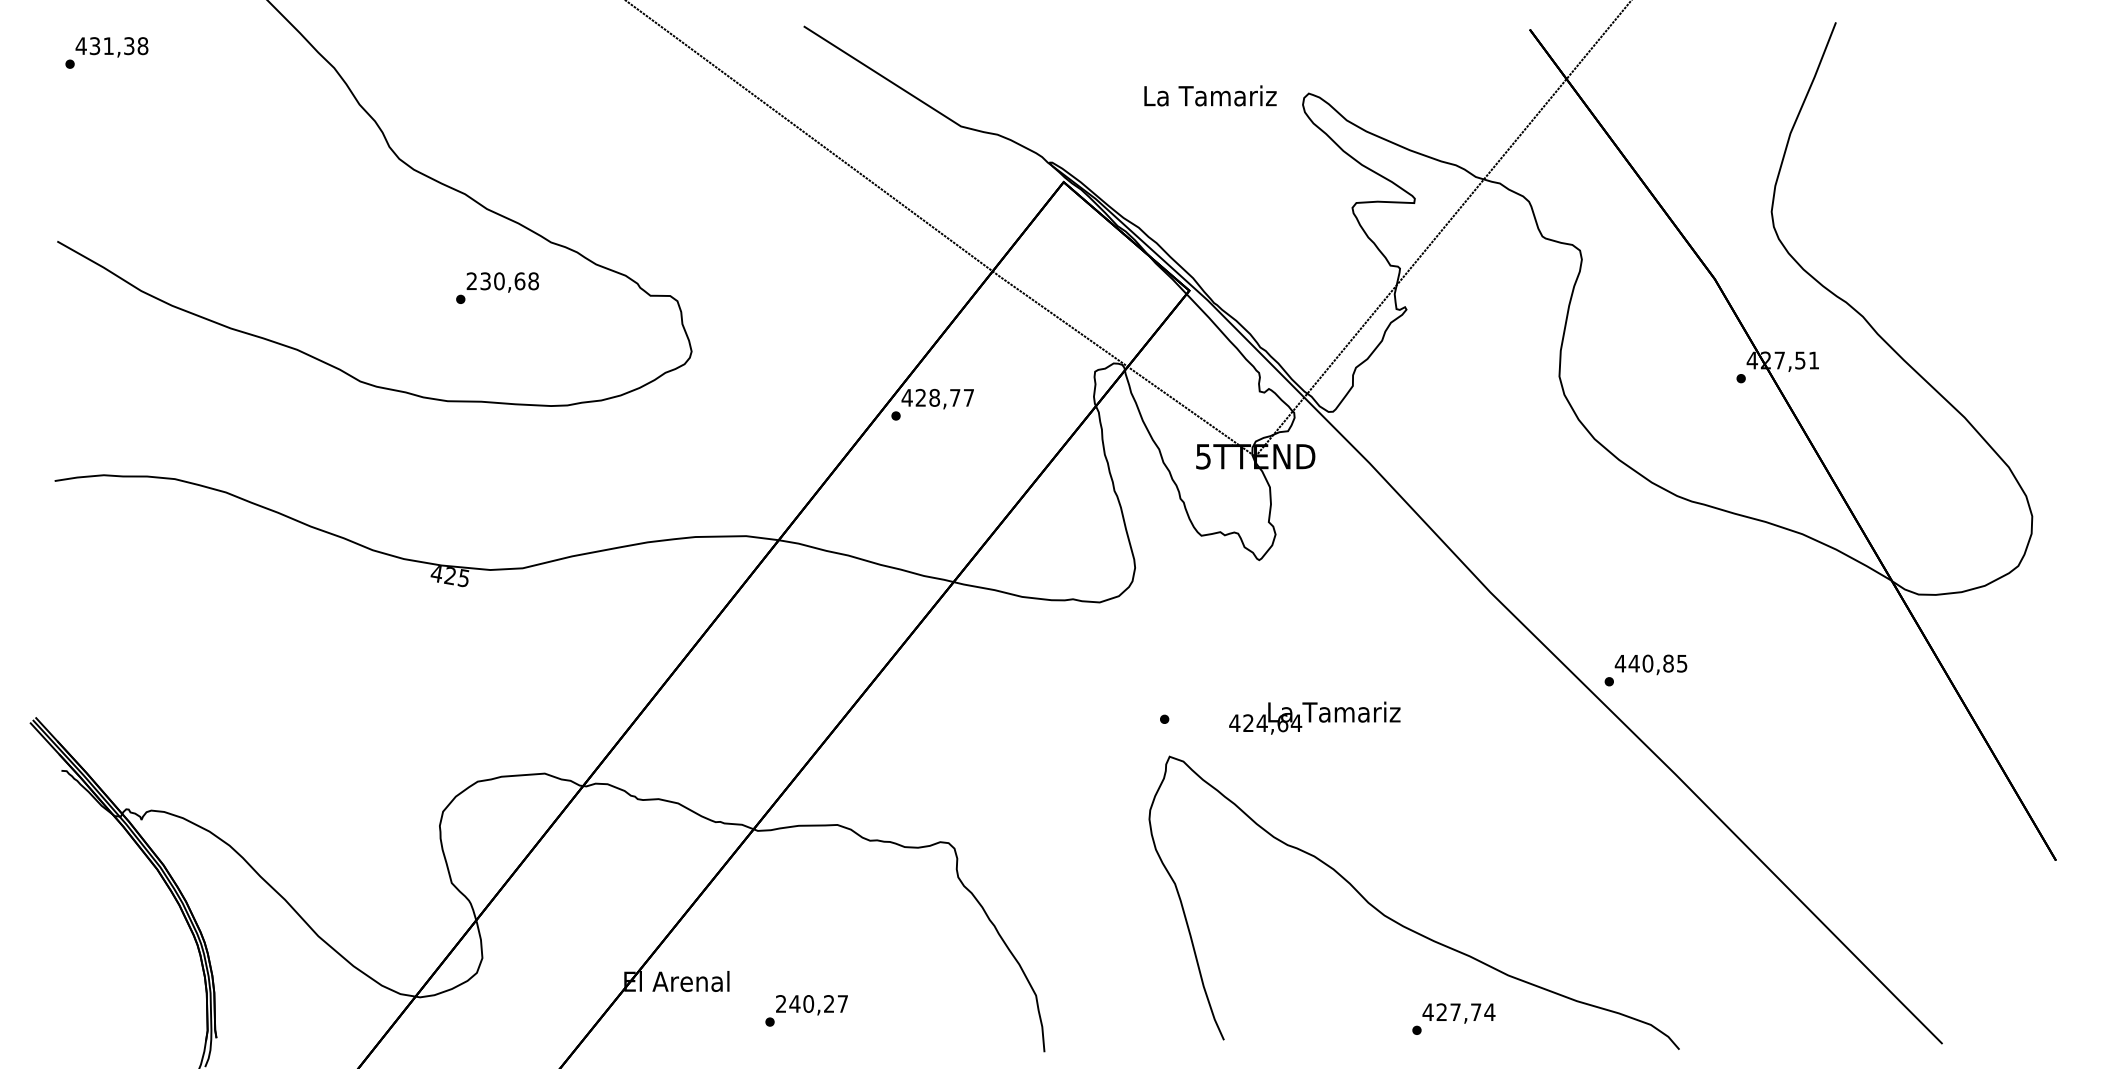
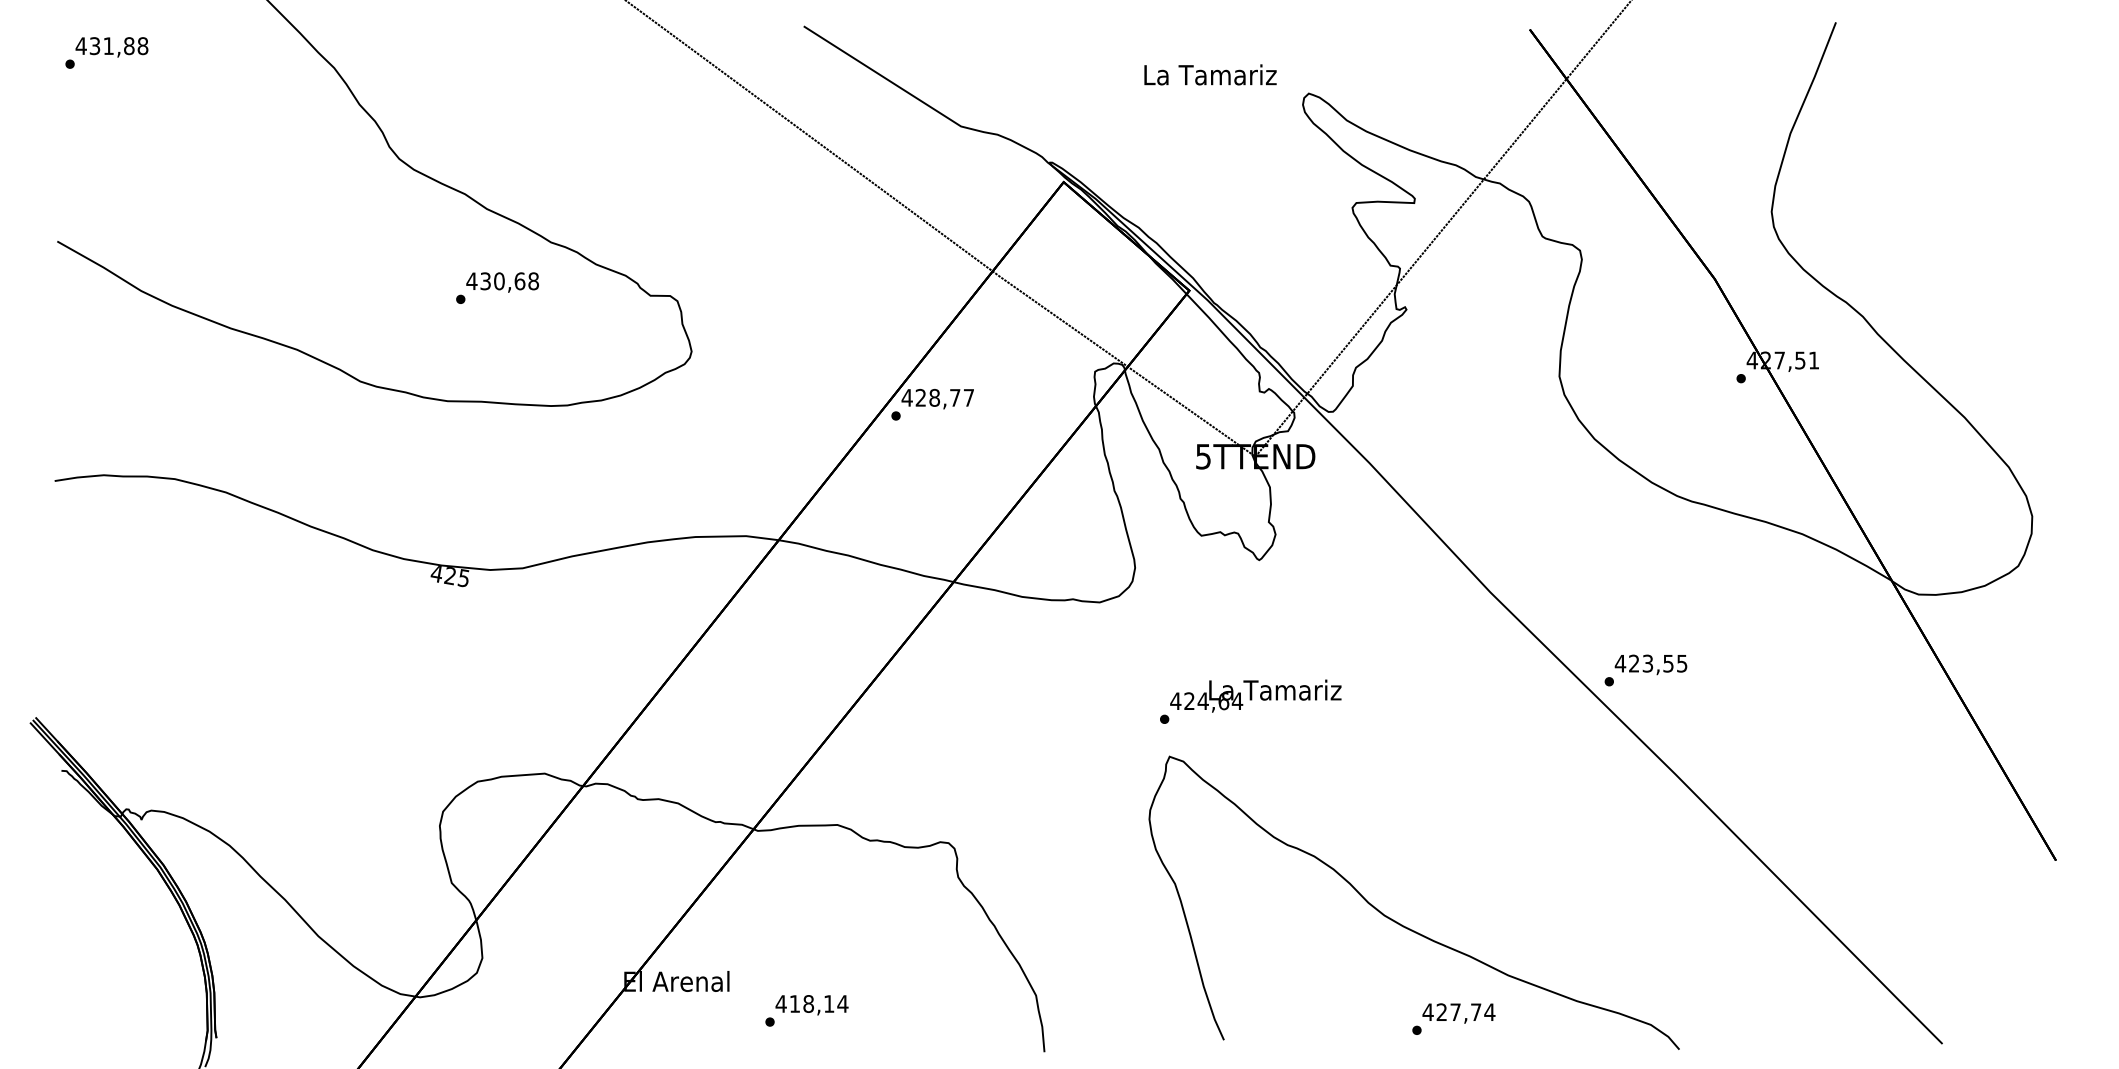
text: 431,38 -> 431,88 (129, 46)
text position: (1210, 95) -> (1210, 74) (1210, 74)
text: 230,68 -> 430,68 (471, 280)
text: 440,85 -> 423,55 (1650, 663)
text position: (1314, 717) -> (1255, 695) (1255, 695)
text: 240,27 -> 418,14 (811, 1003)
